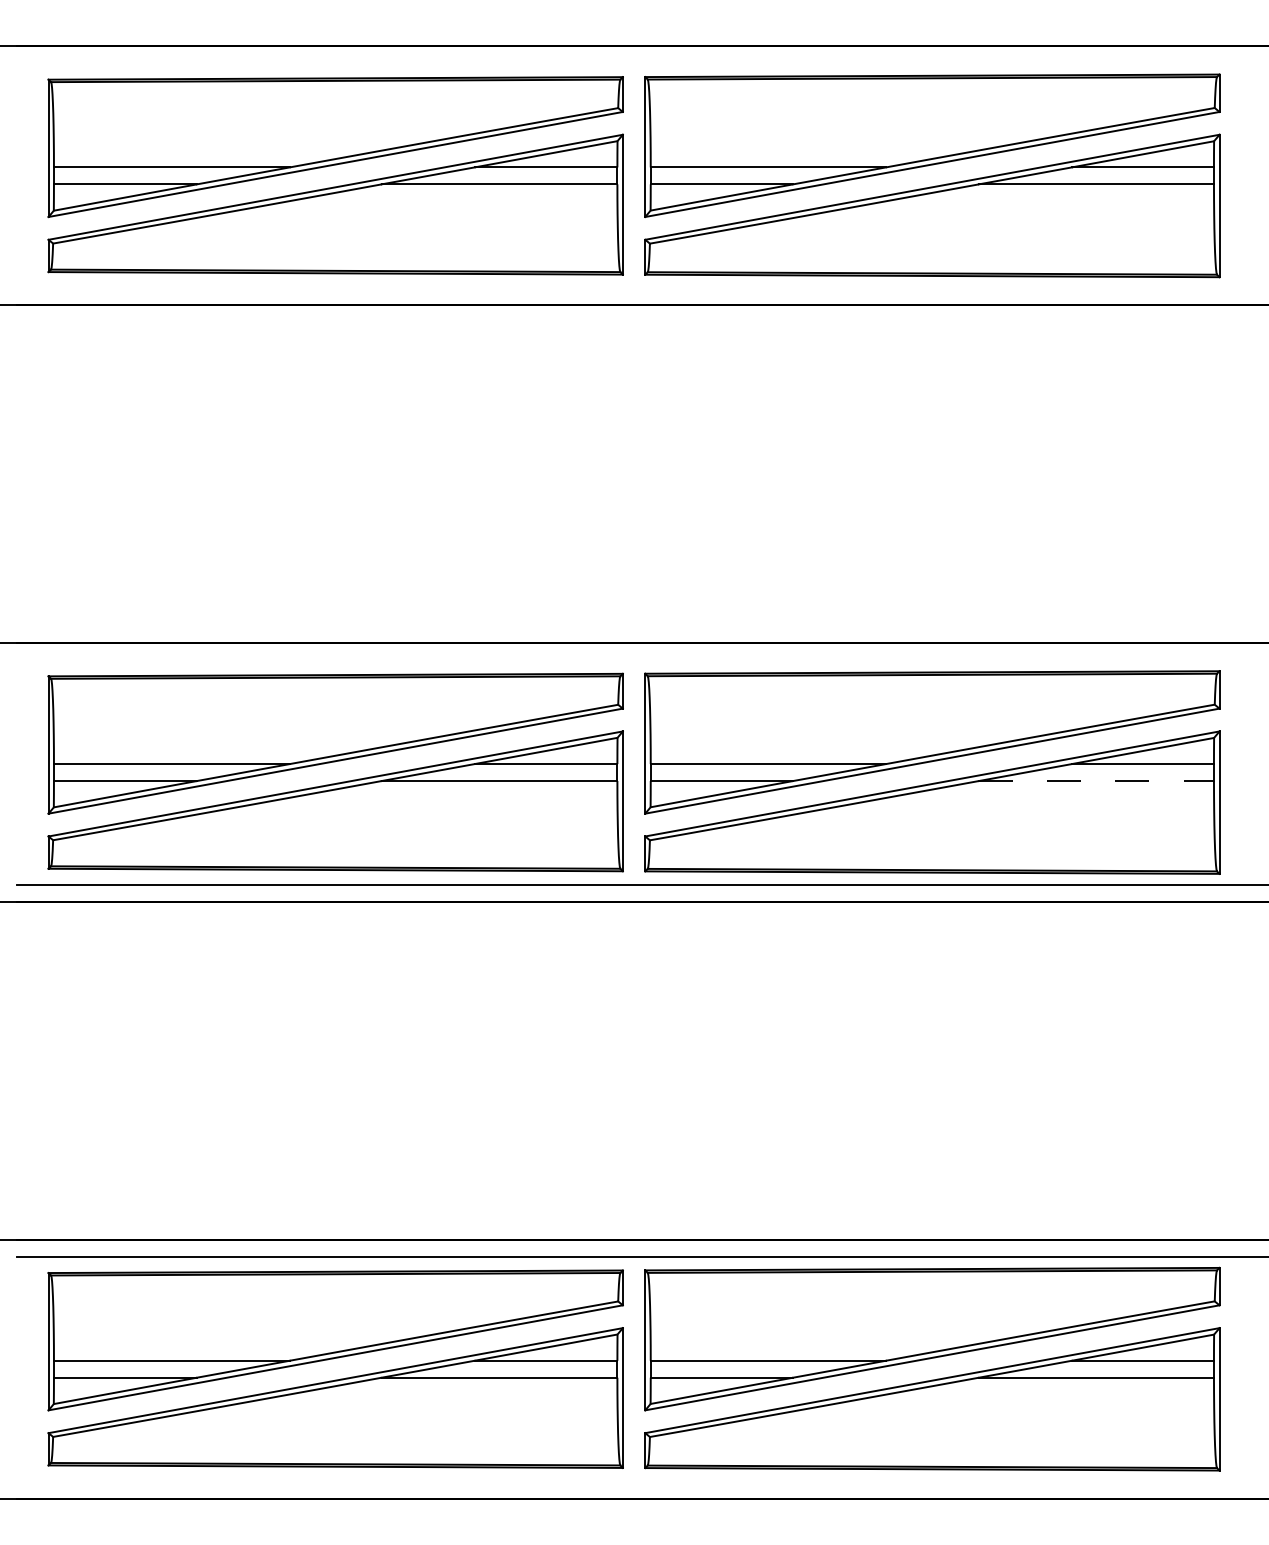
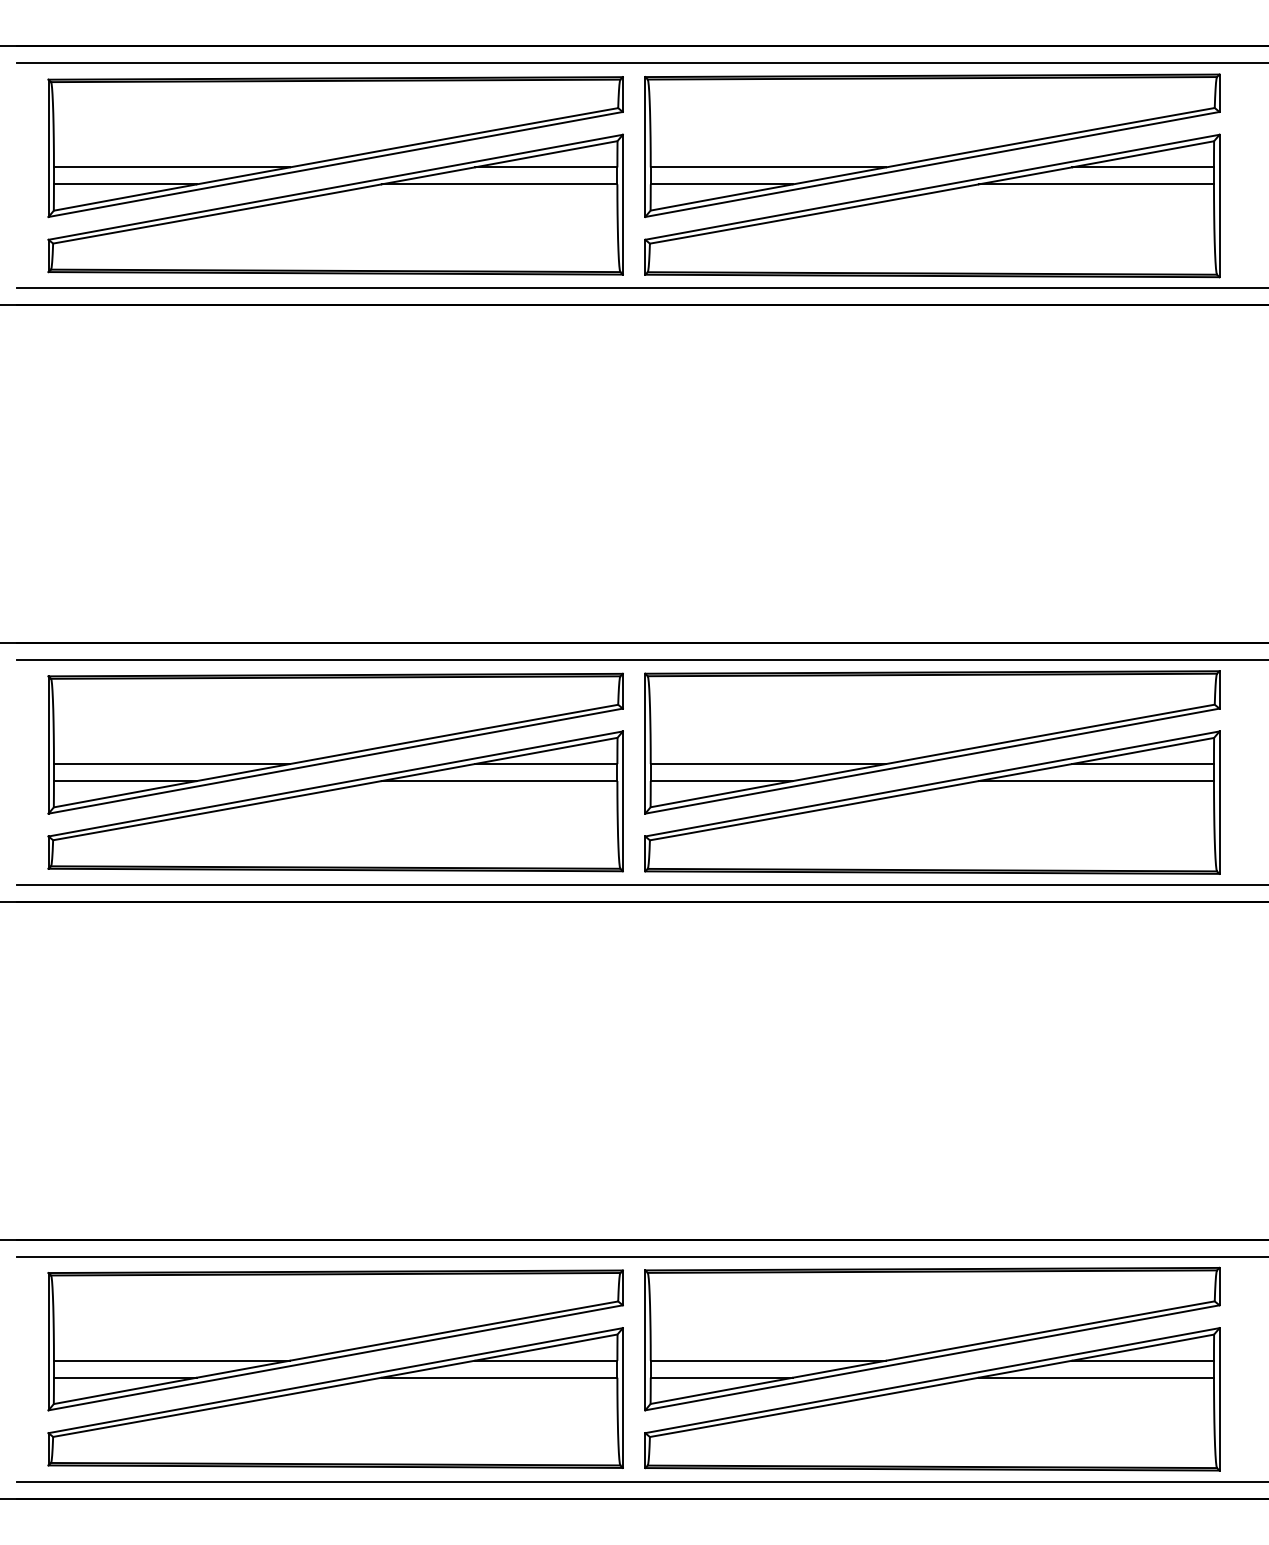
line: none -> present (640, 63)
line: none -> present (640, 288)
line: none -> present (640, 660)
line: dashed -> solid (1096, 781)
line: none -> present (640, 1481)
